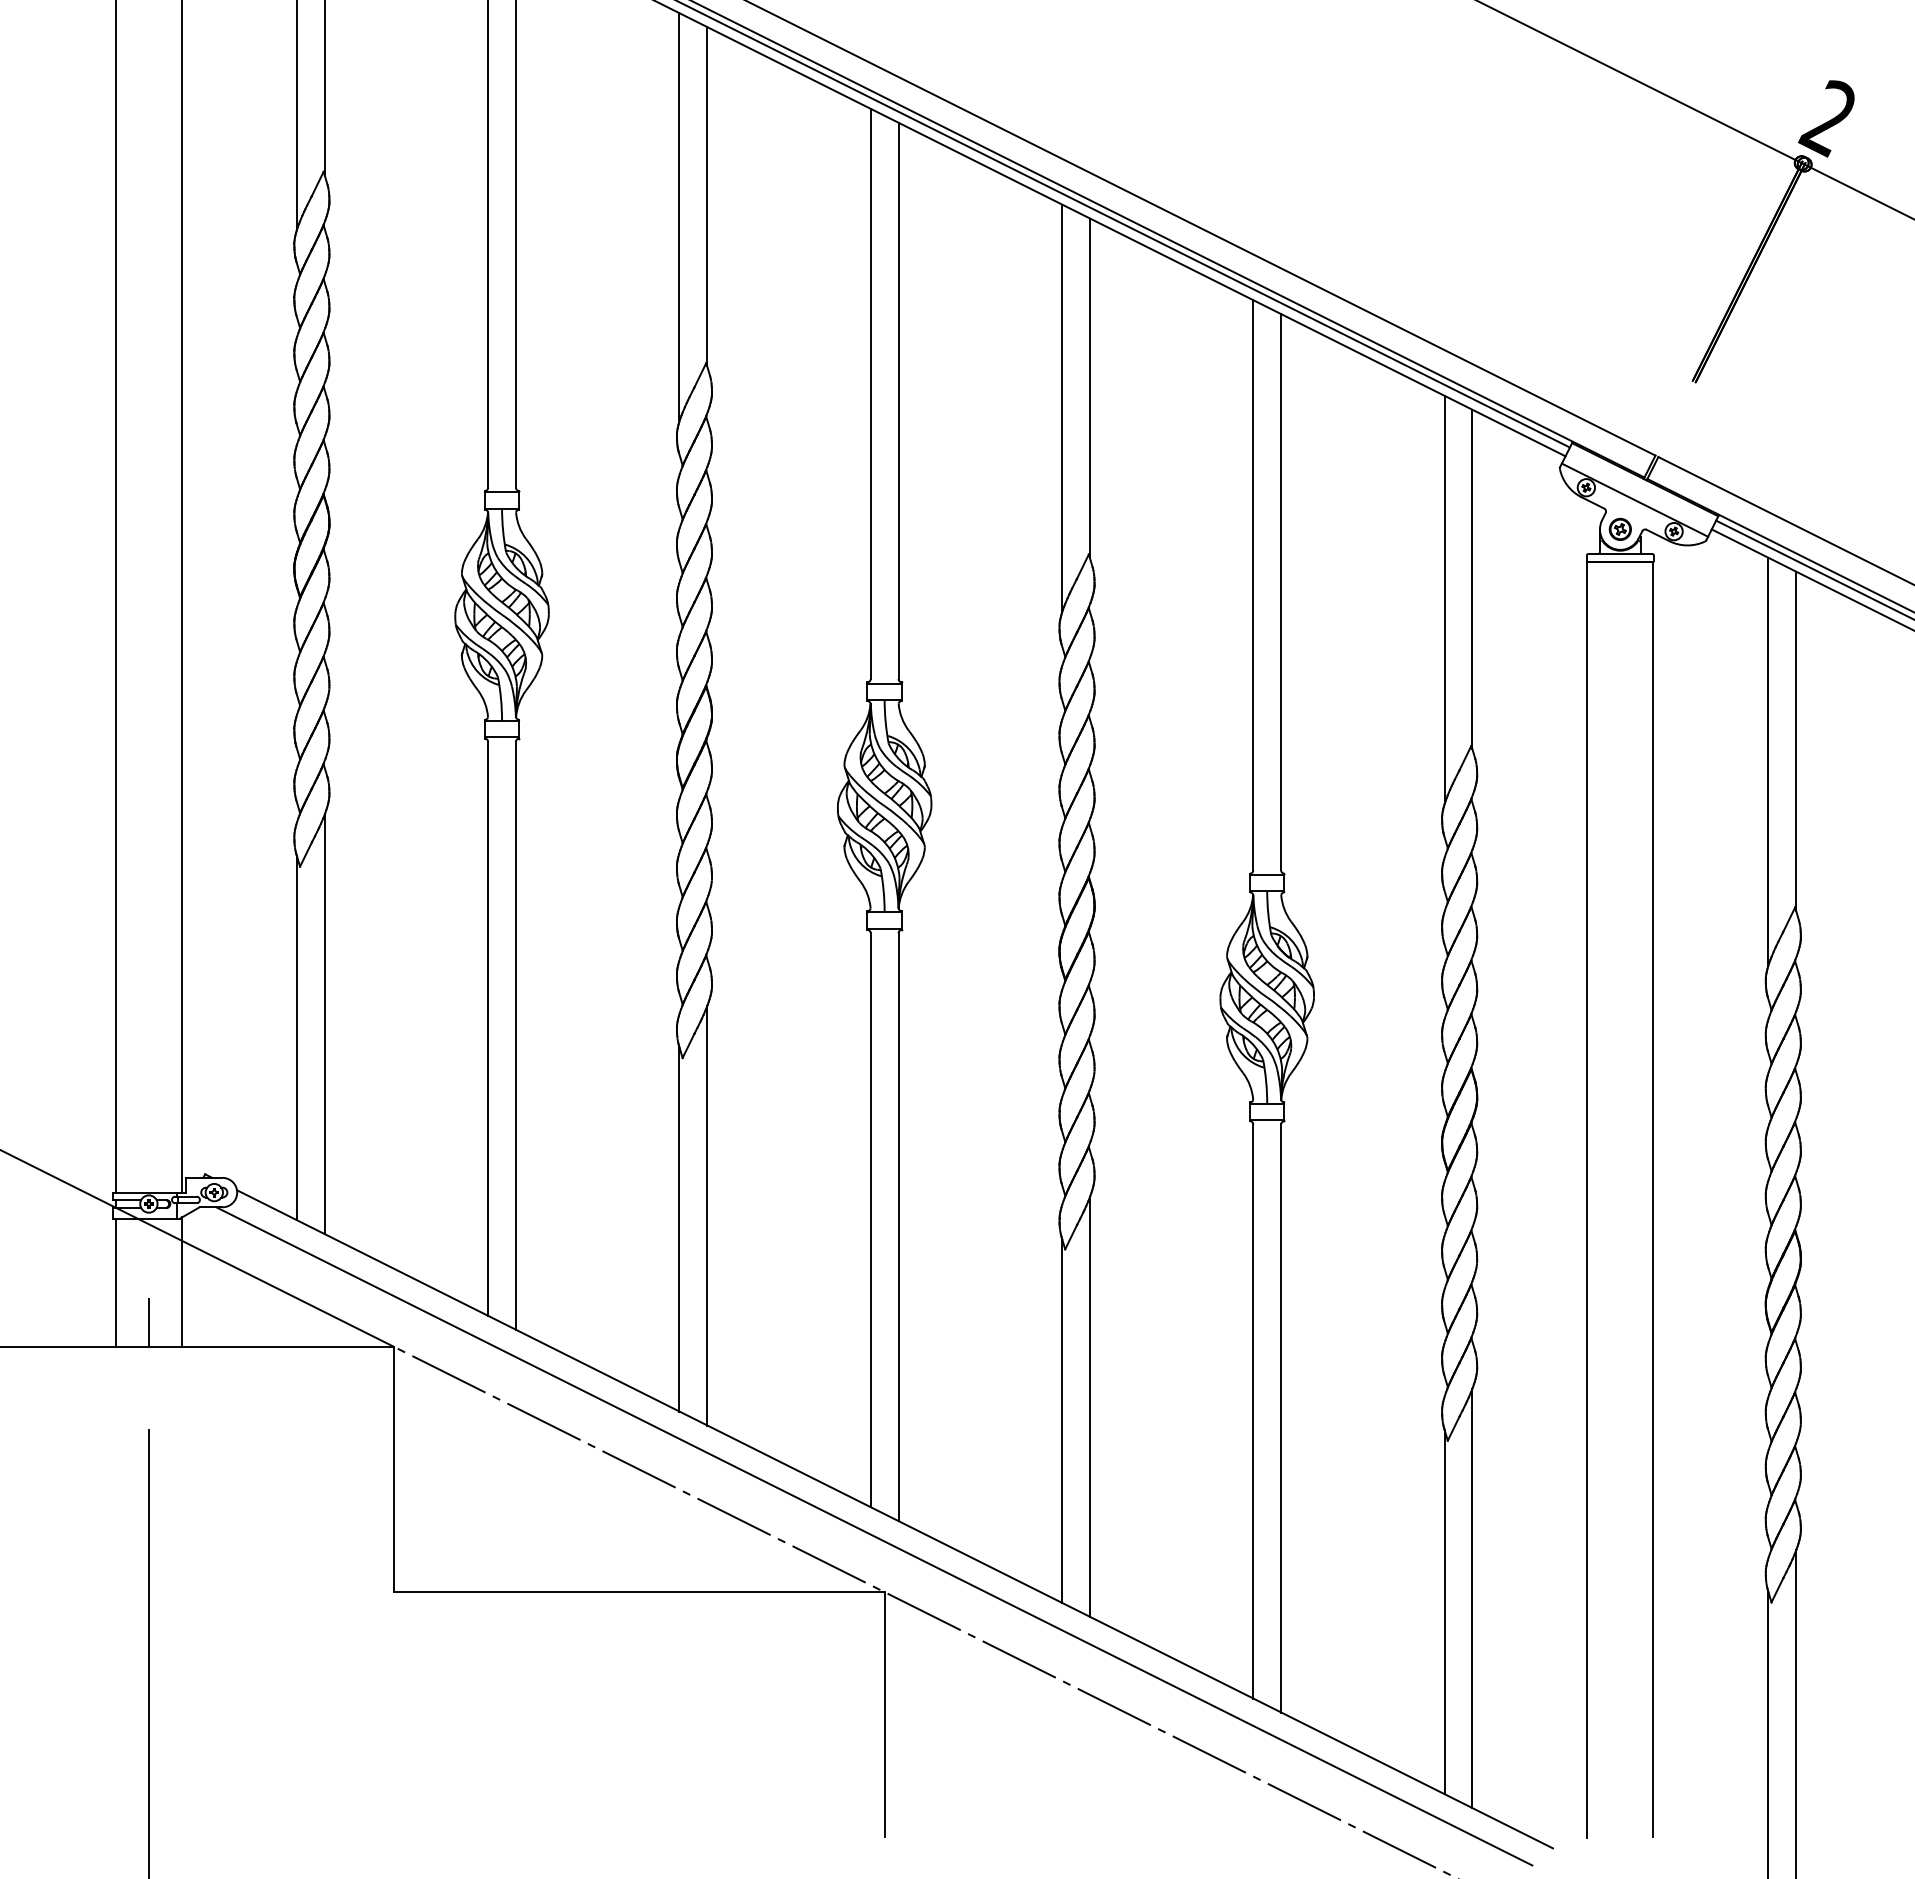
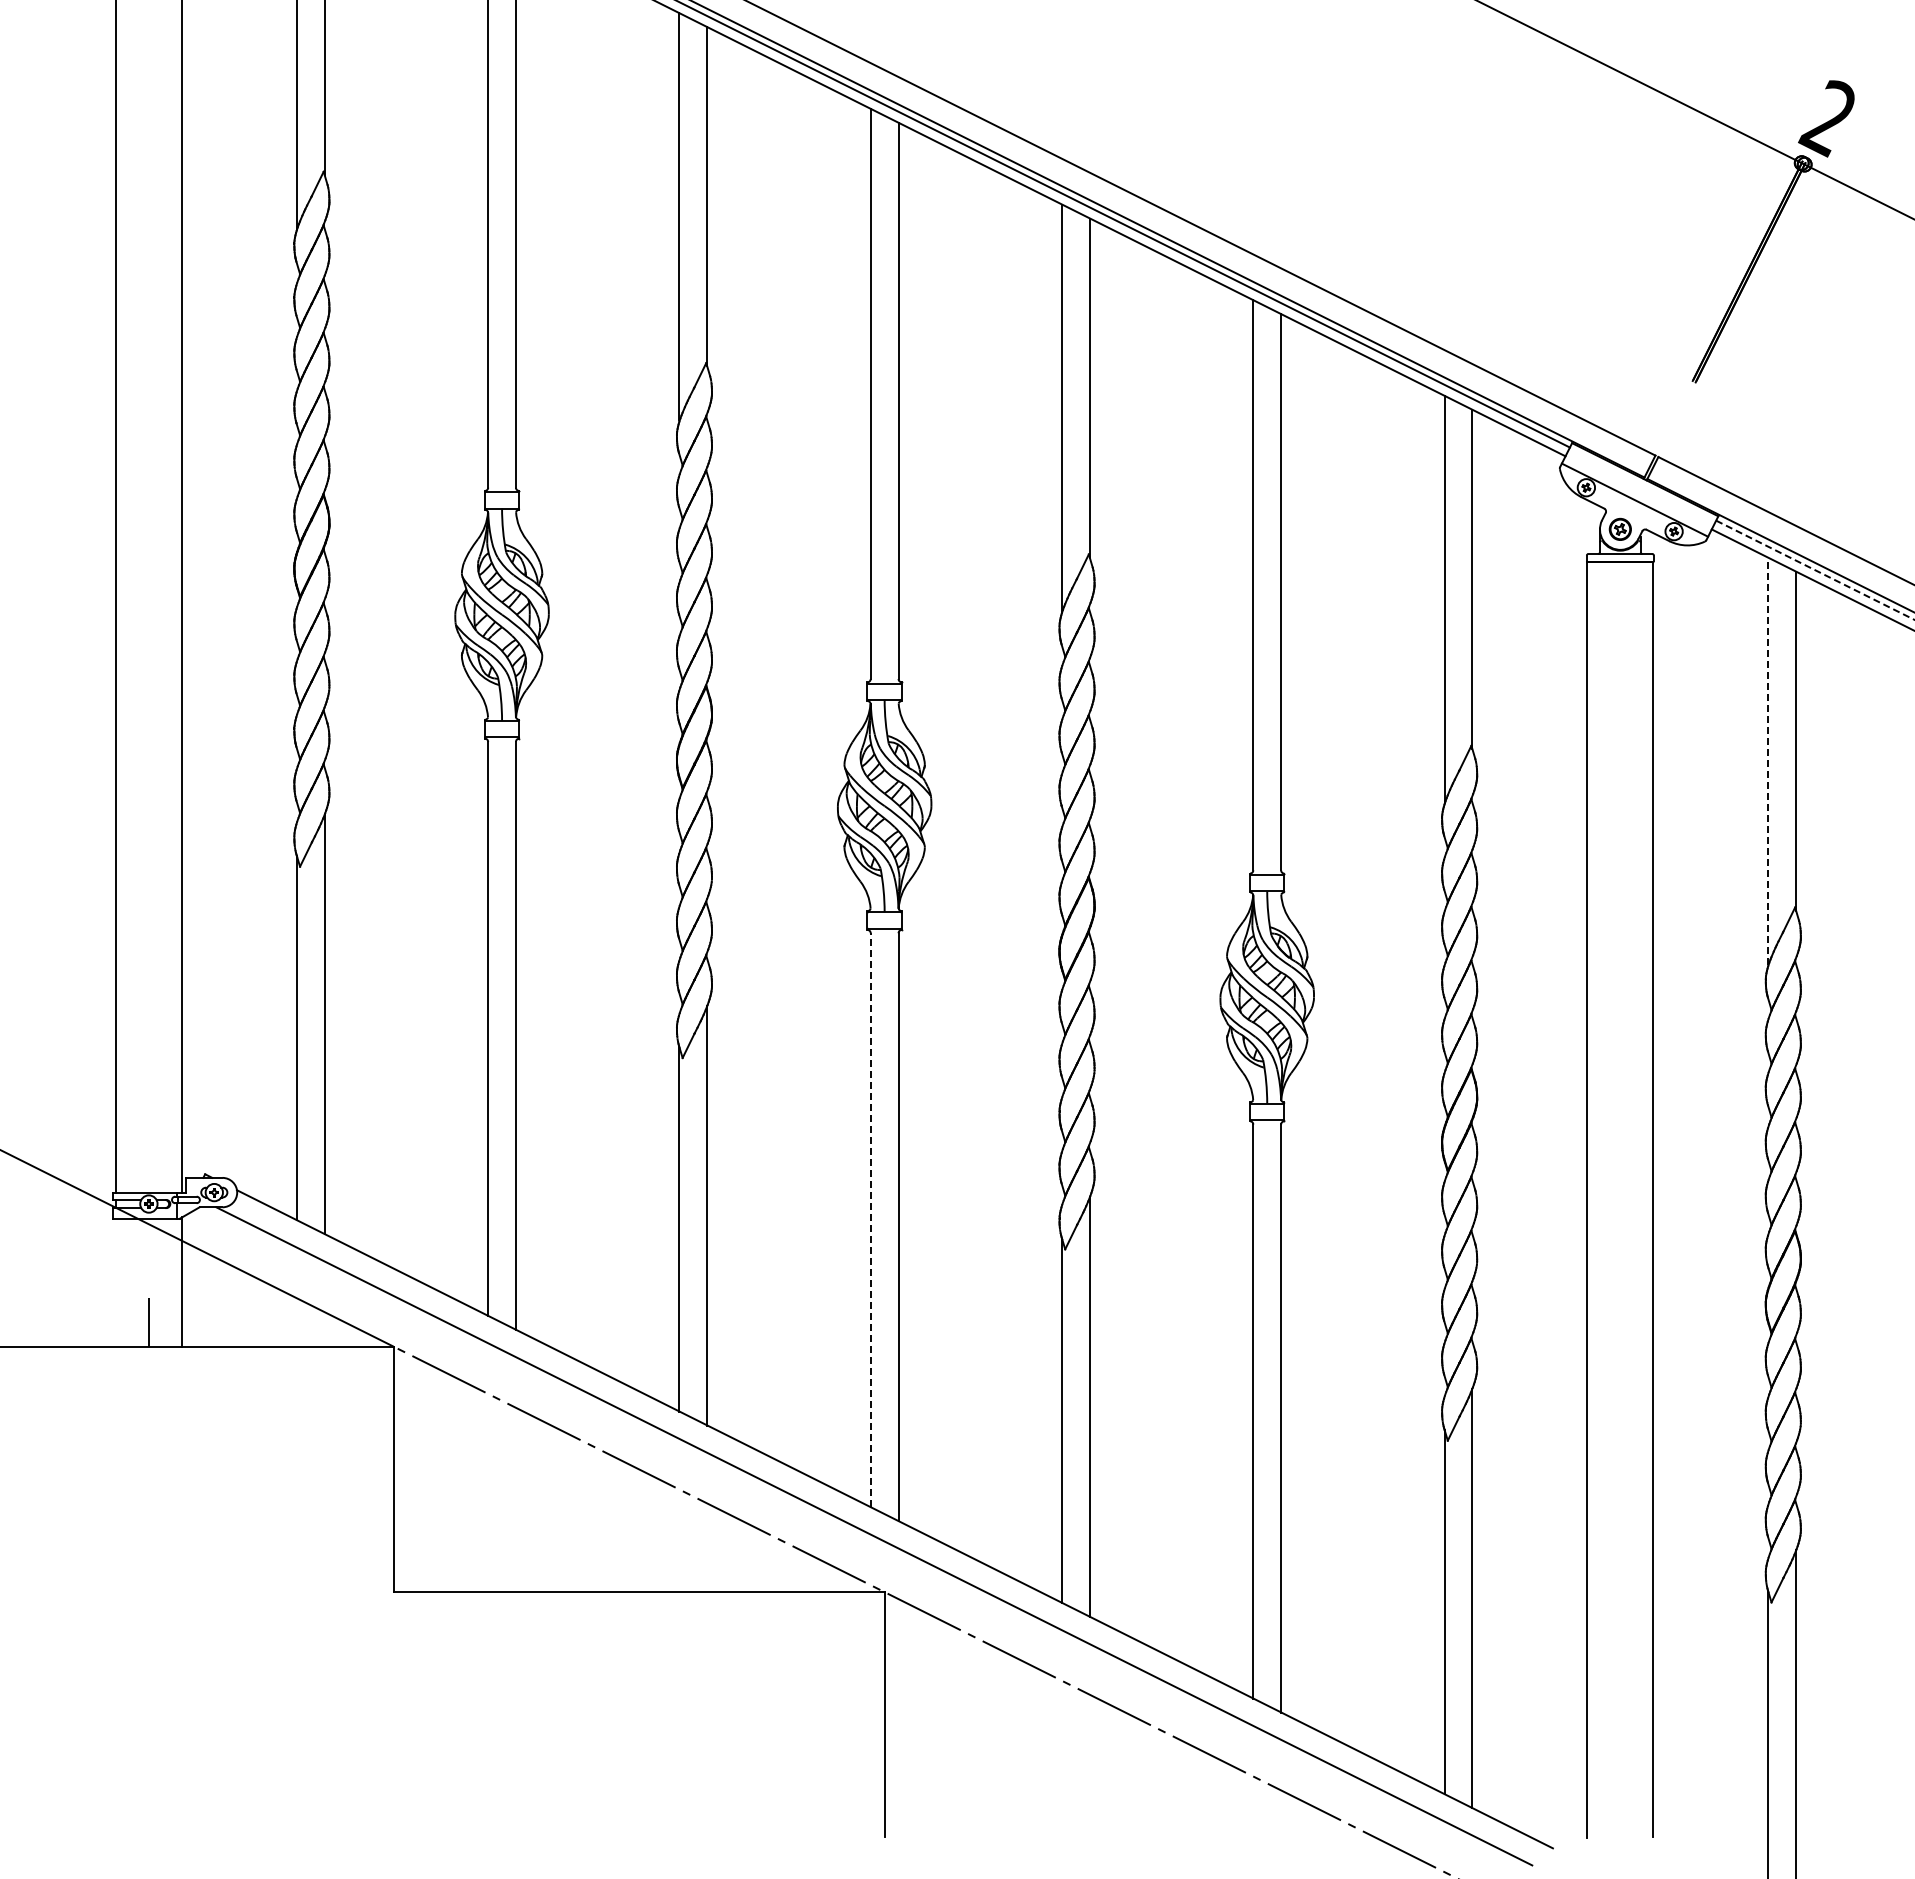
line: solid -> dashed (1815, 570)
line: solid -> dashed (1768, 760)
line: solid -> dashed (870, 1219)
line: present -> none (115, 1282)
line: present -> none (148, 1652)
